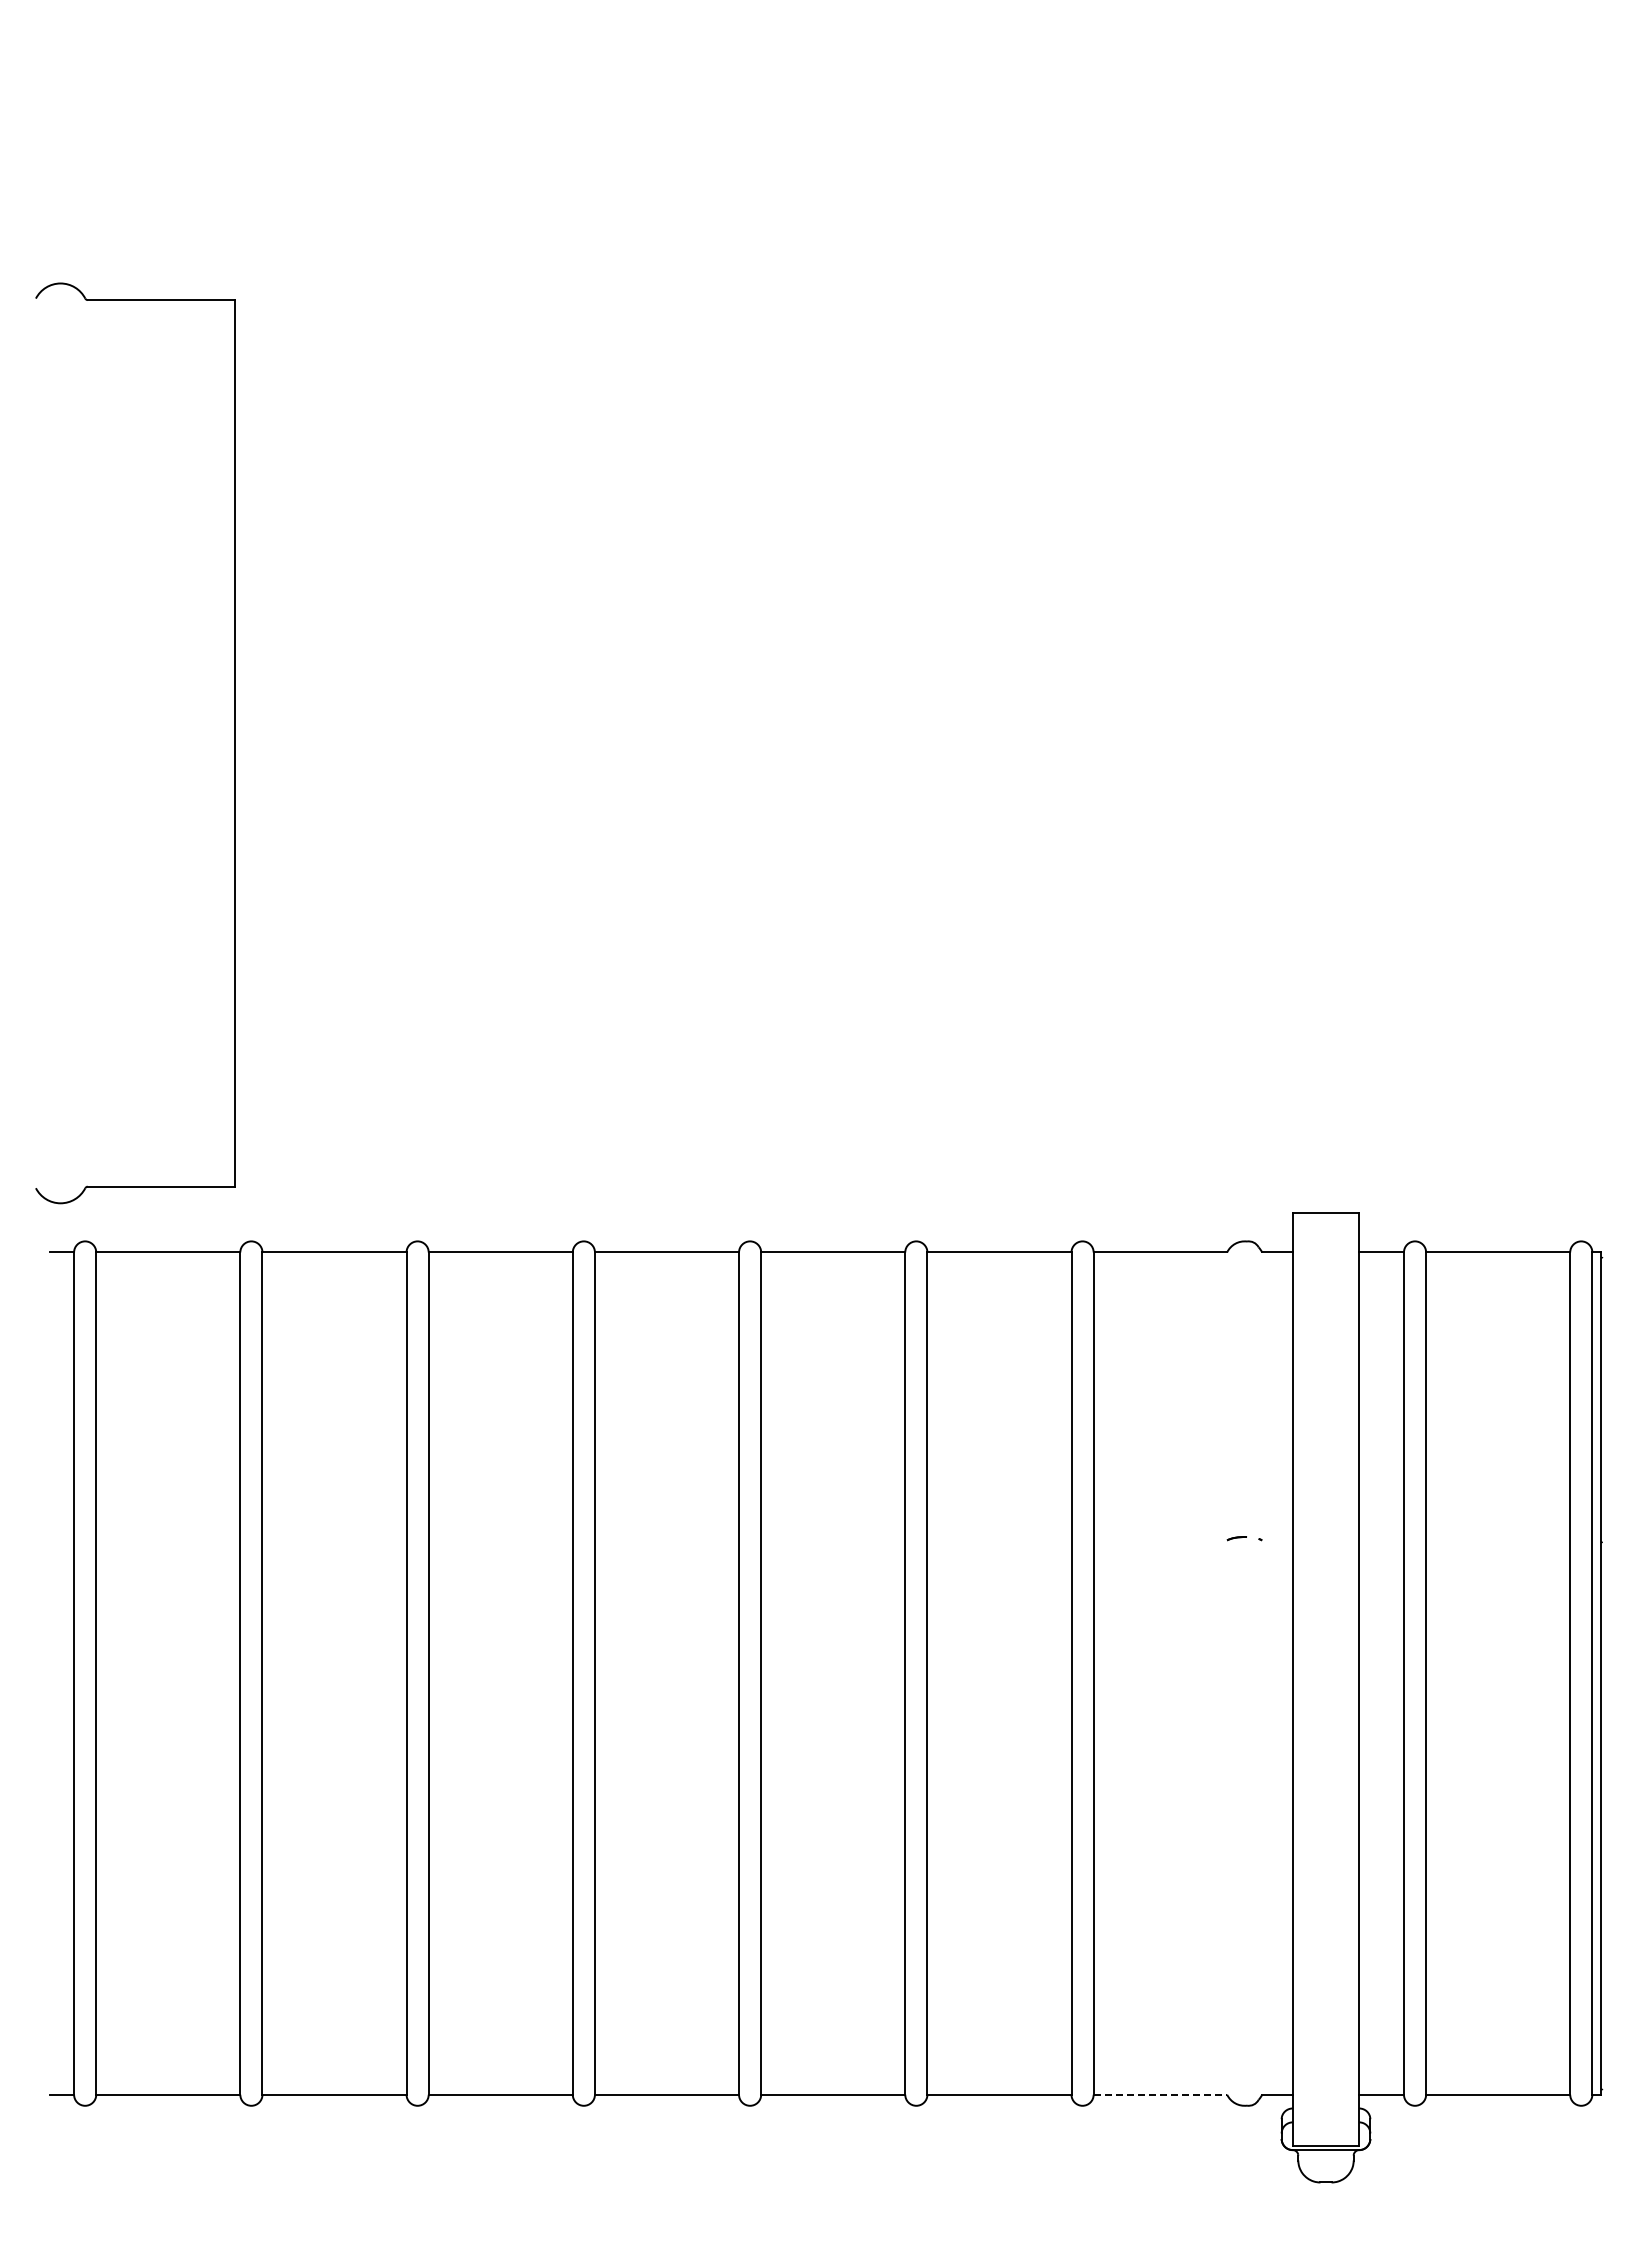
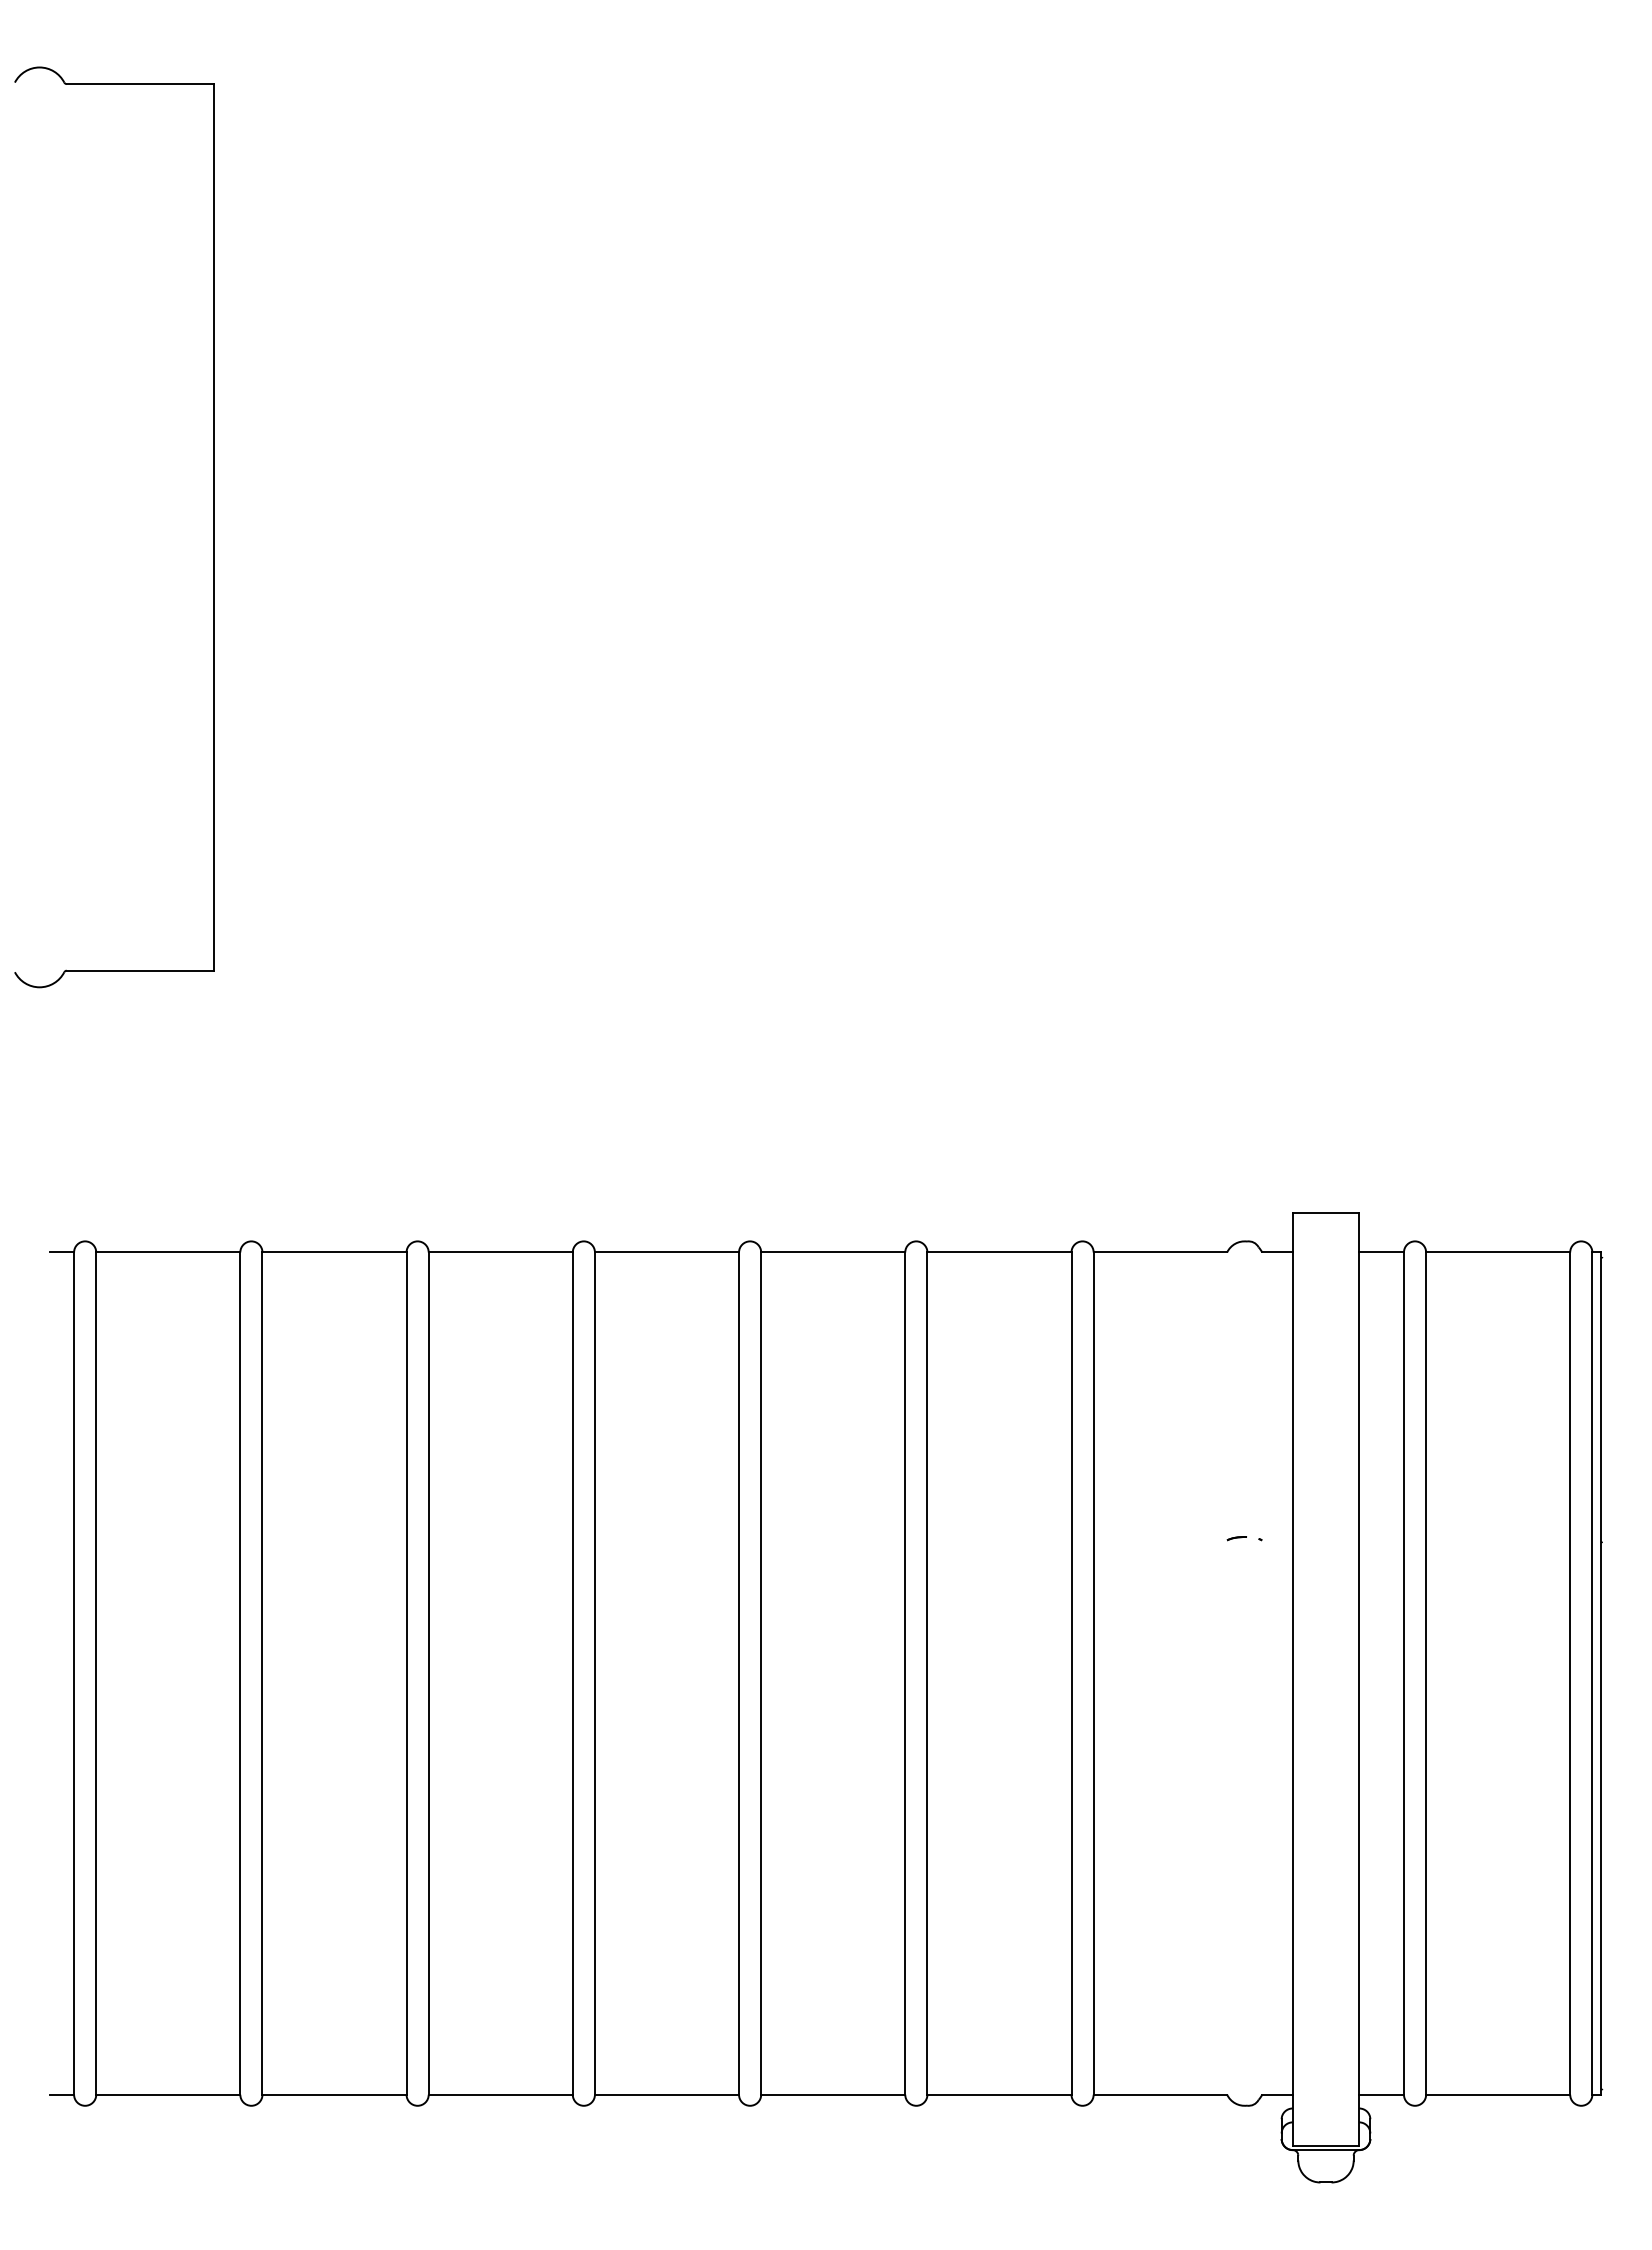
part position: (234, 743) -> (213, 527) (213, 527)
line: dashed -> solid (1160, 2094)
